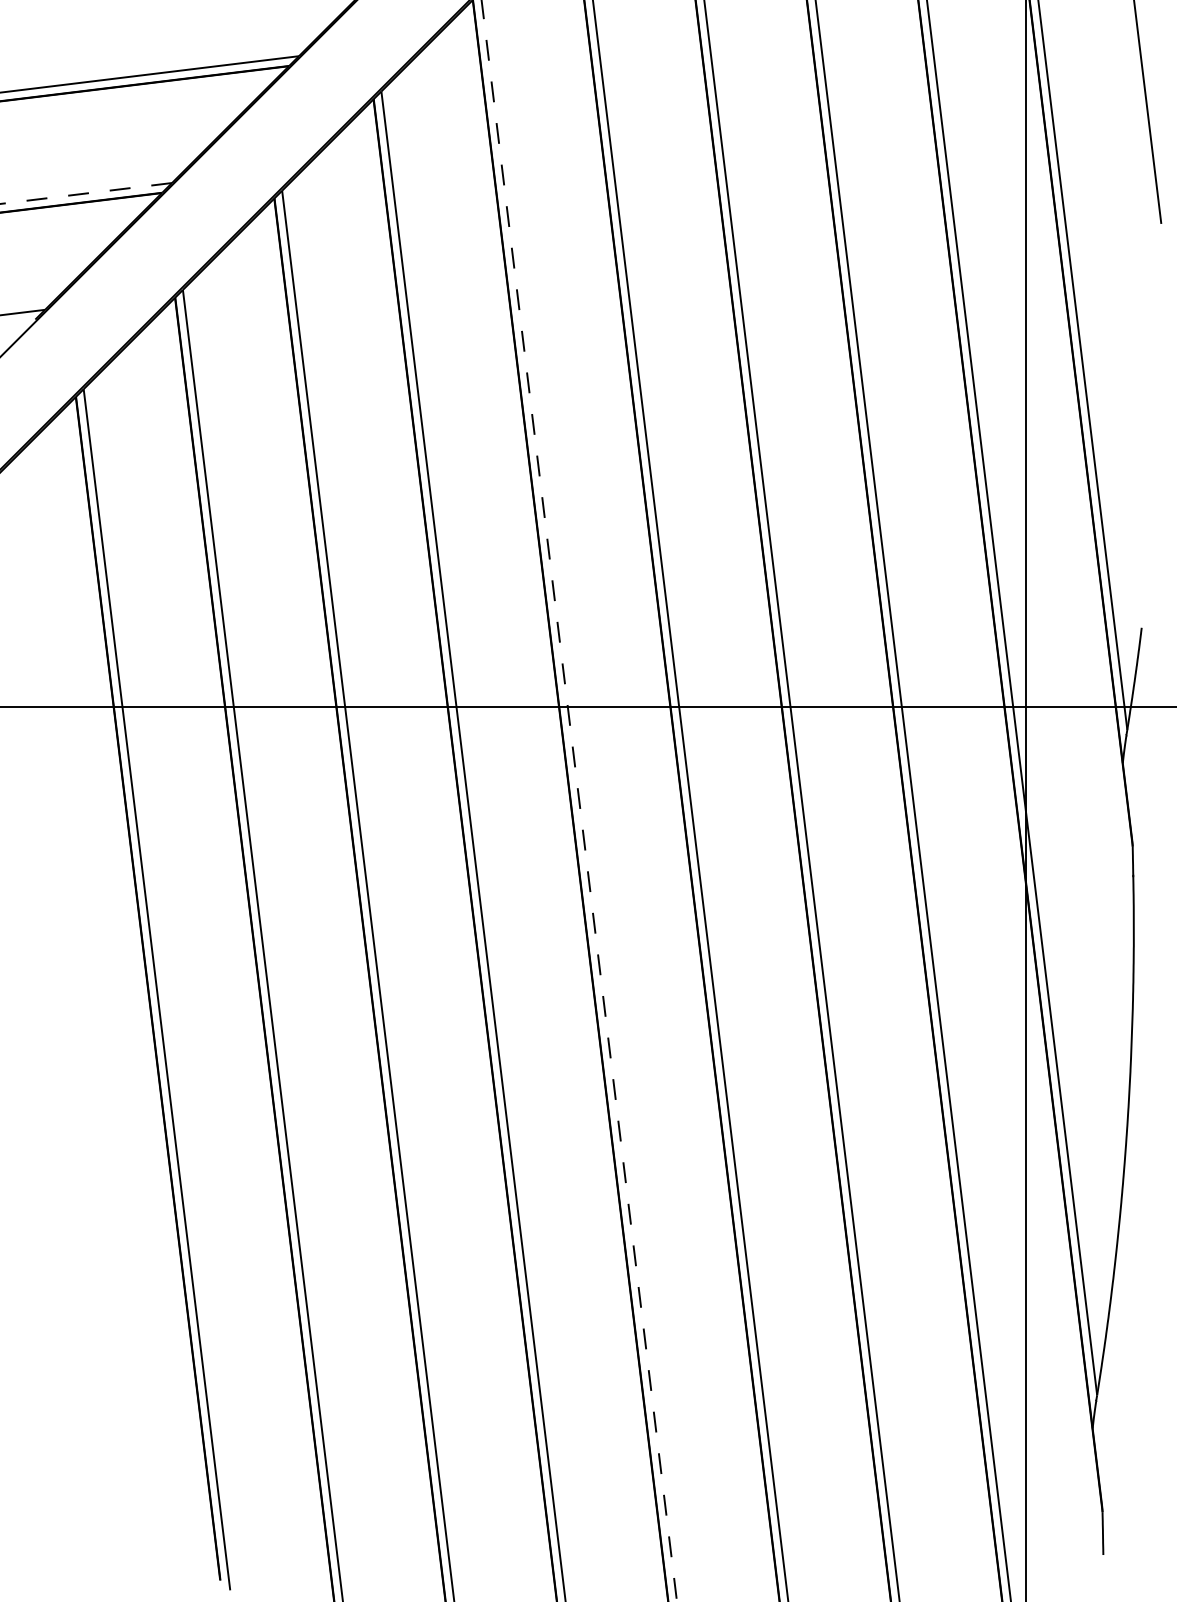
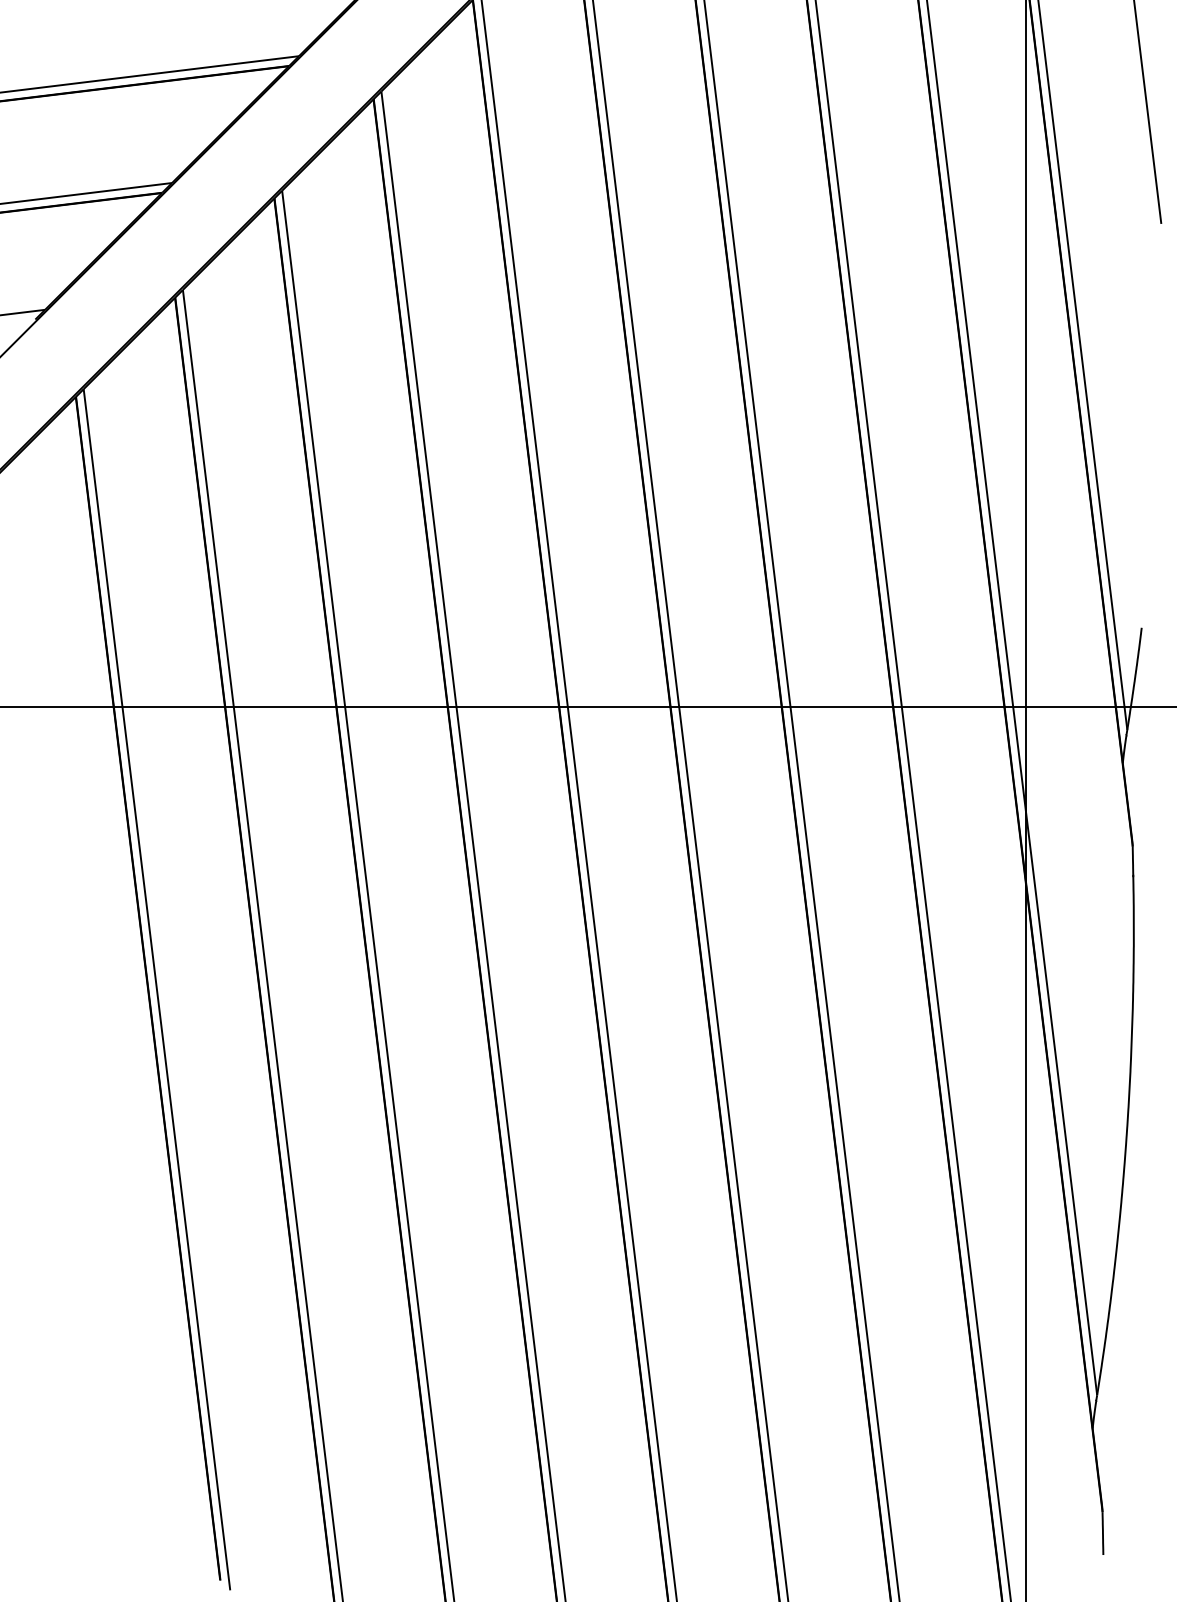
line: dashed -> solid (85, 193)
line: dashed -> solid (579, 800)
